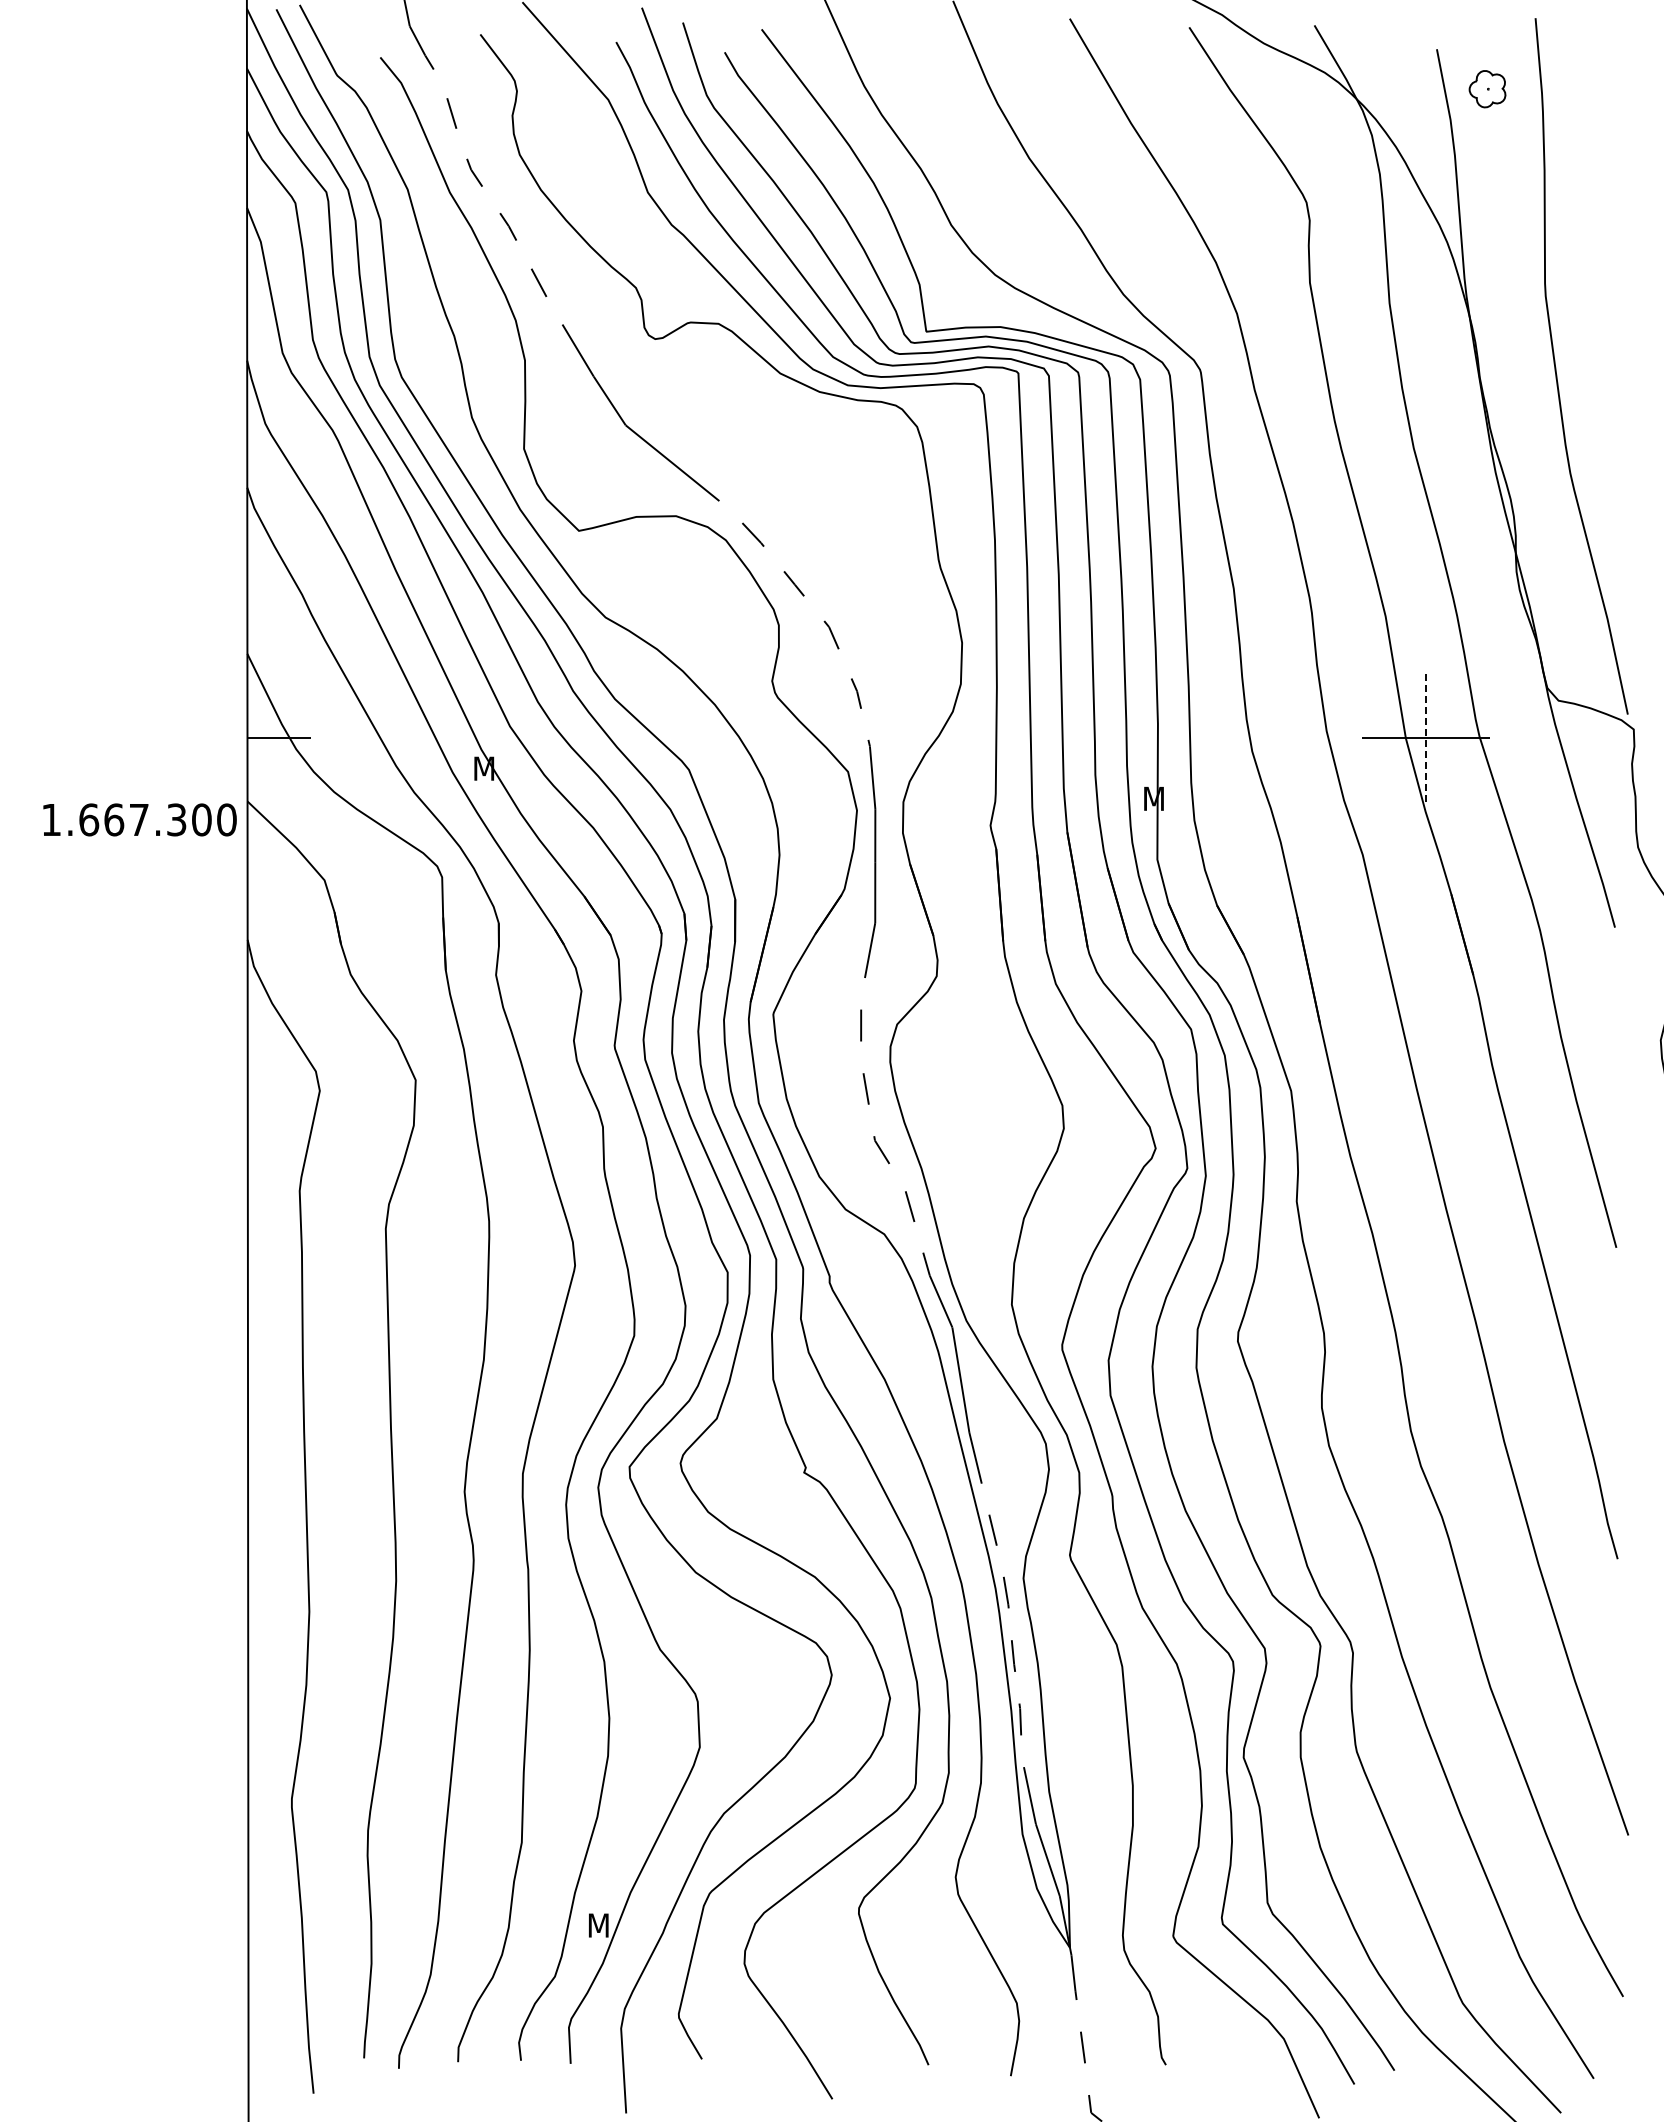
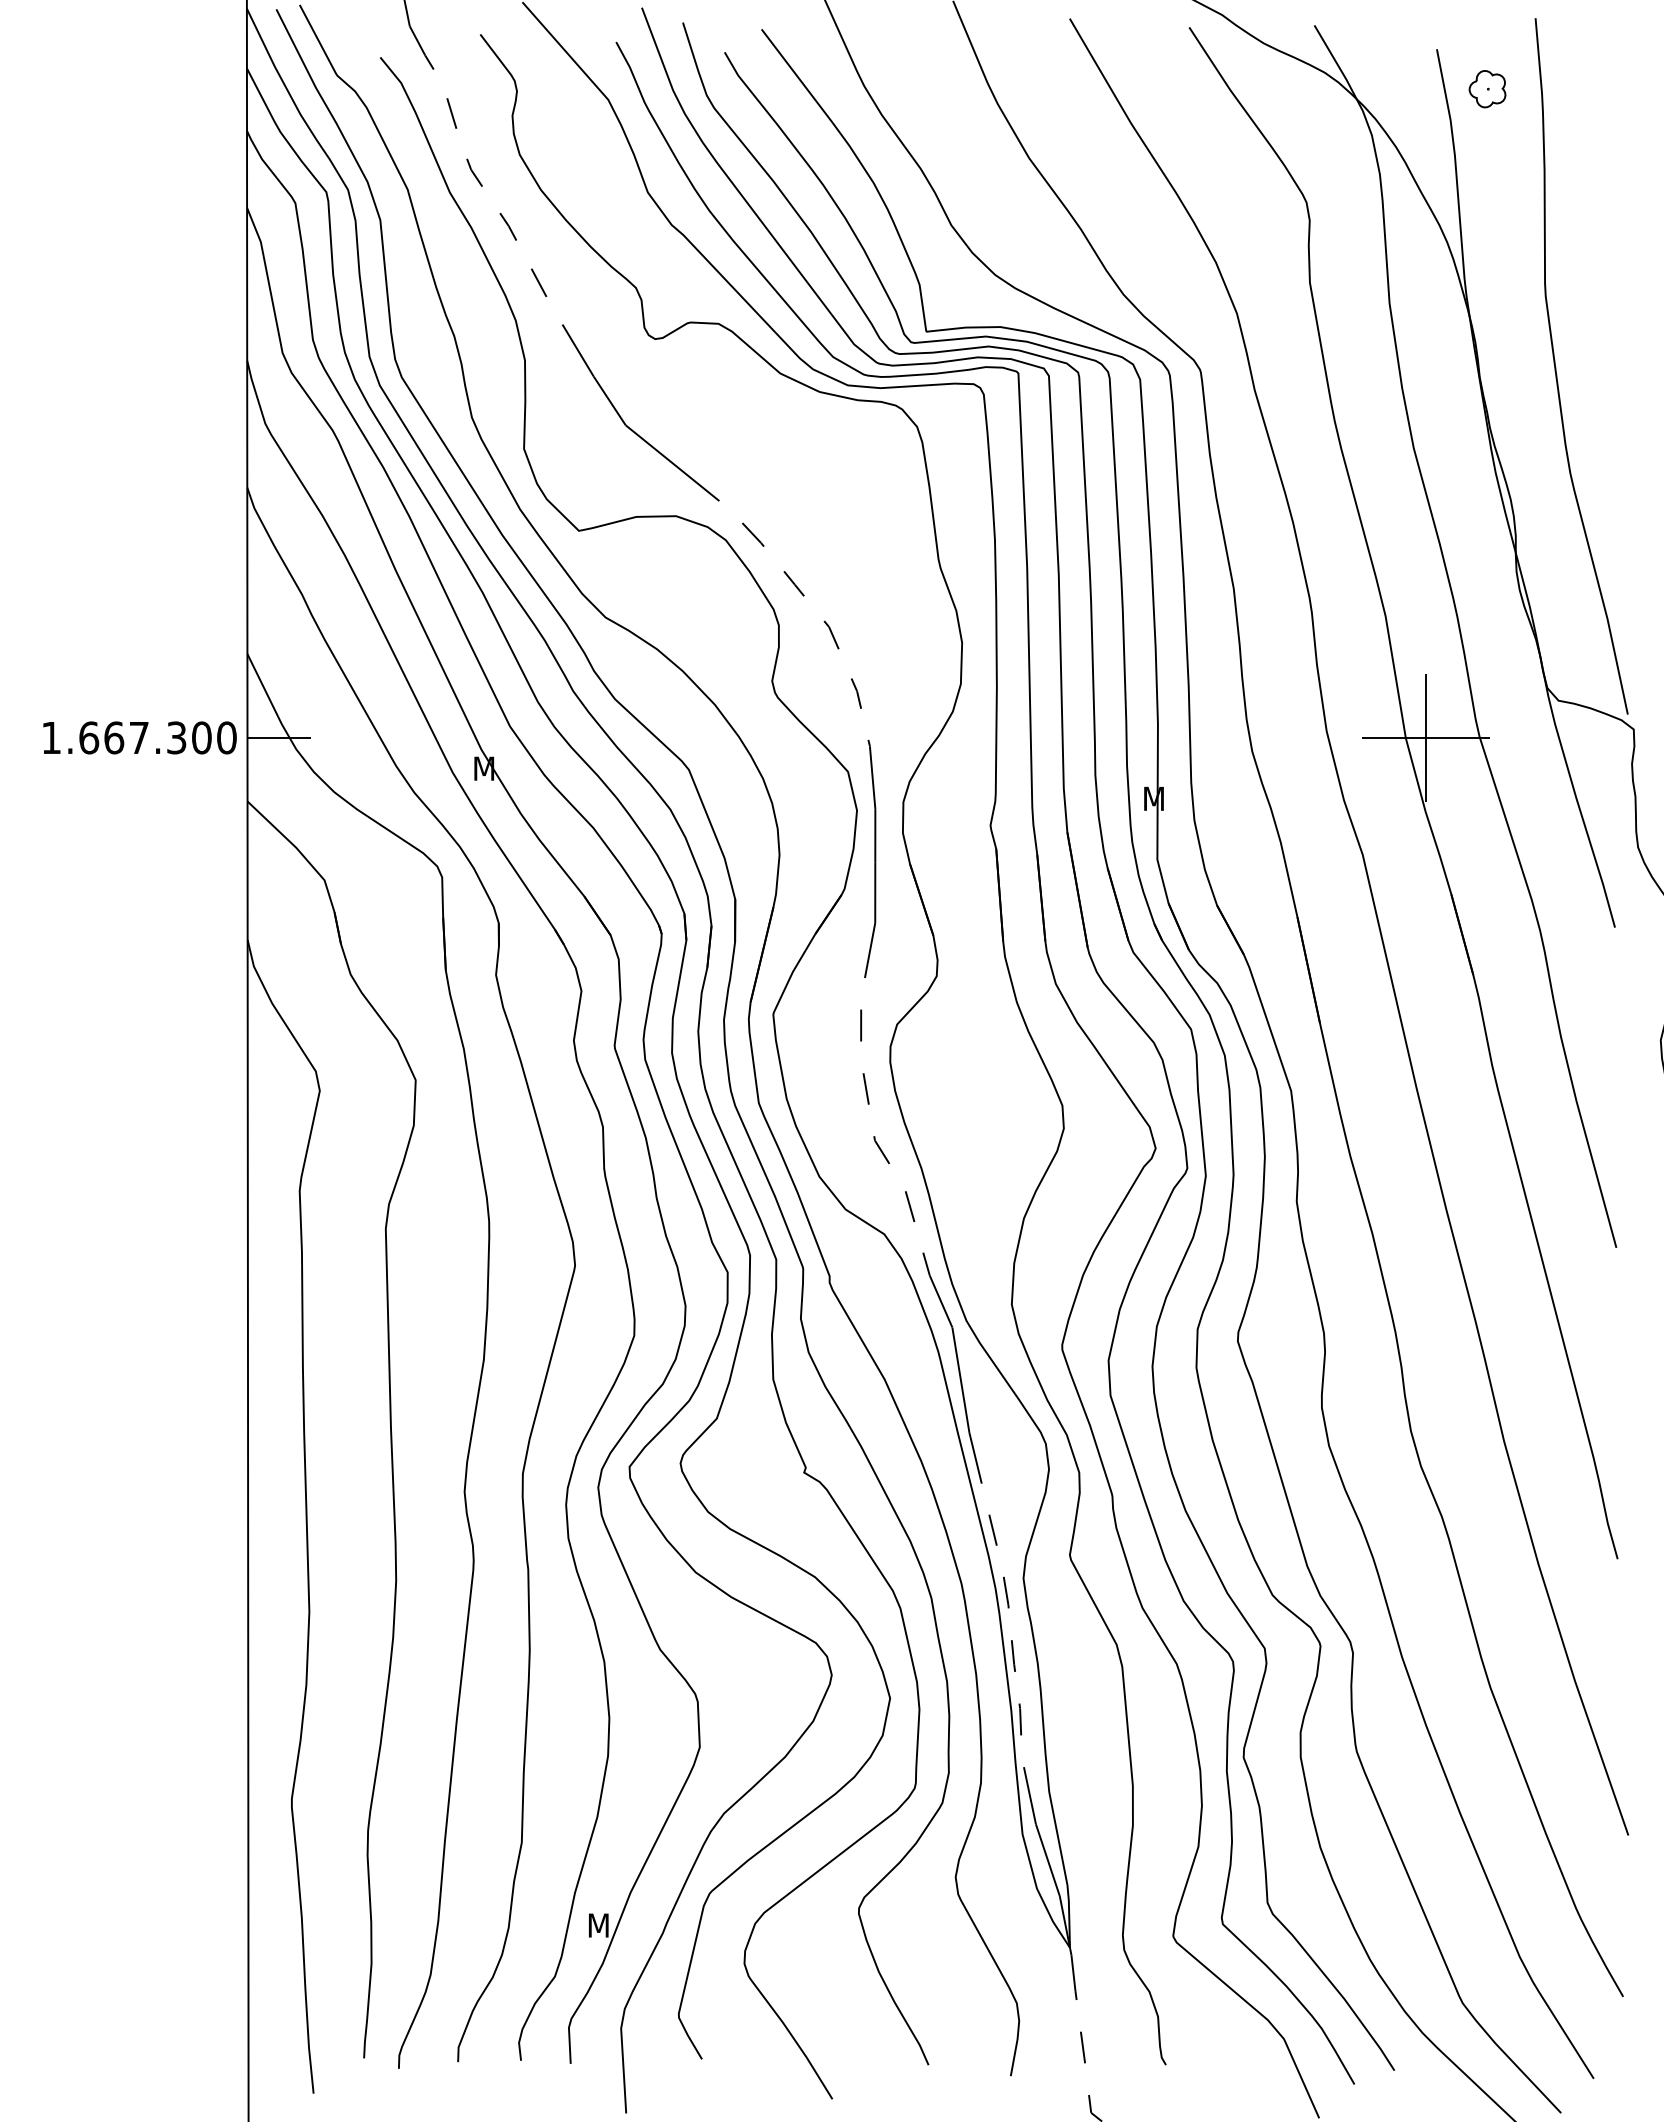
line: dashed -> solid (1425, 737)
text position: (139, 819) -> (139, 737) (139, 737)
